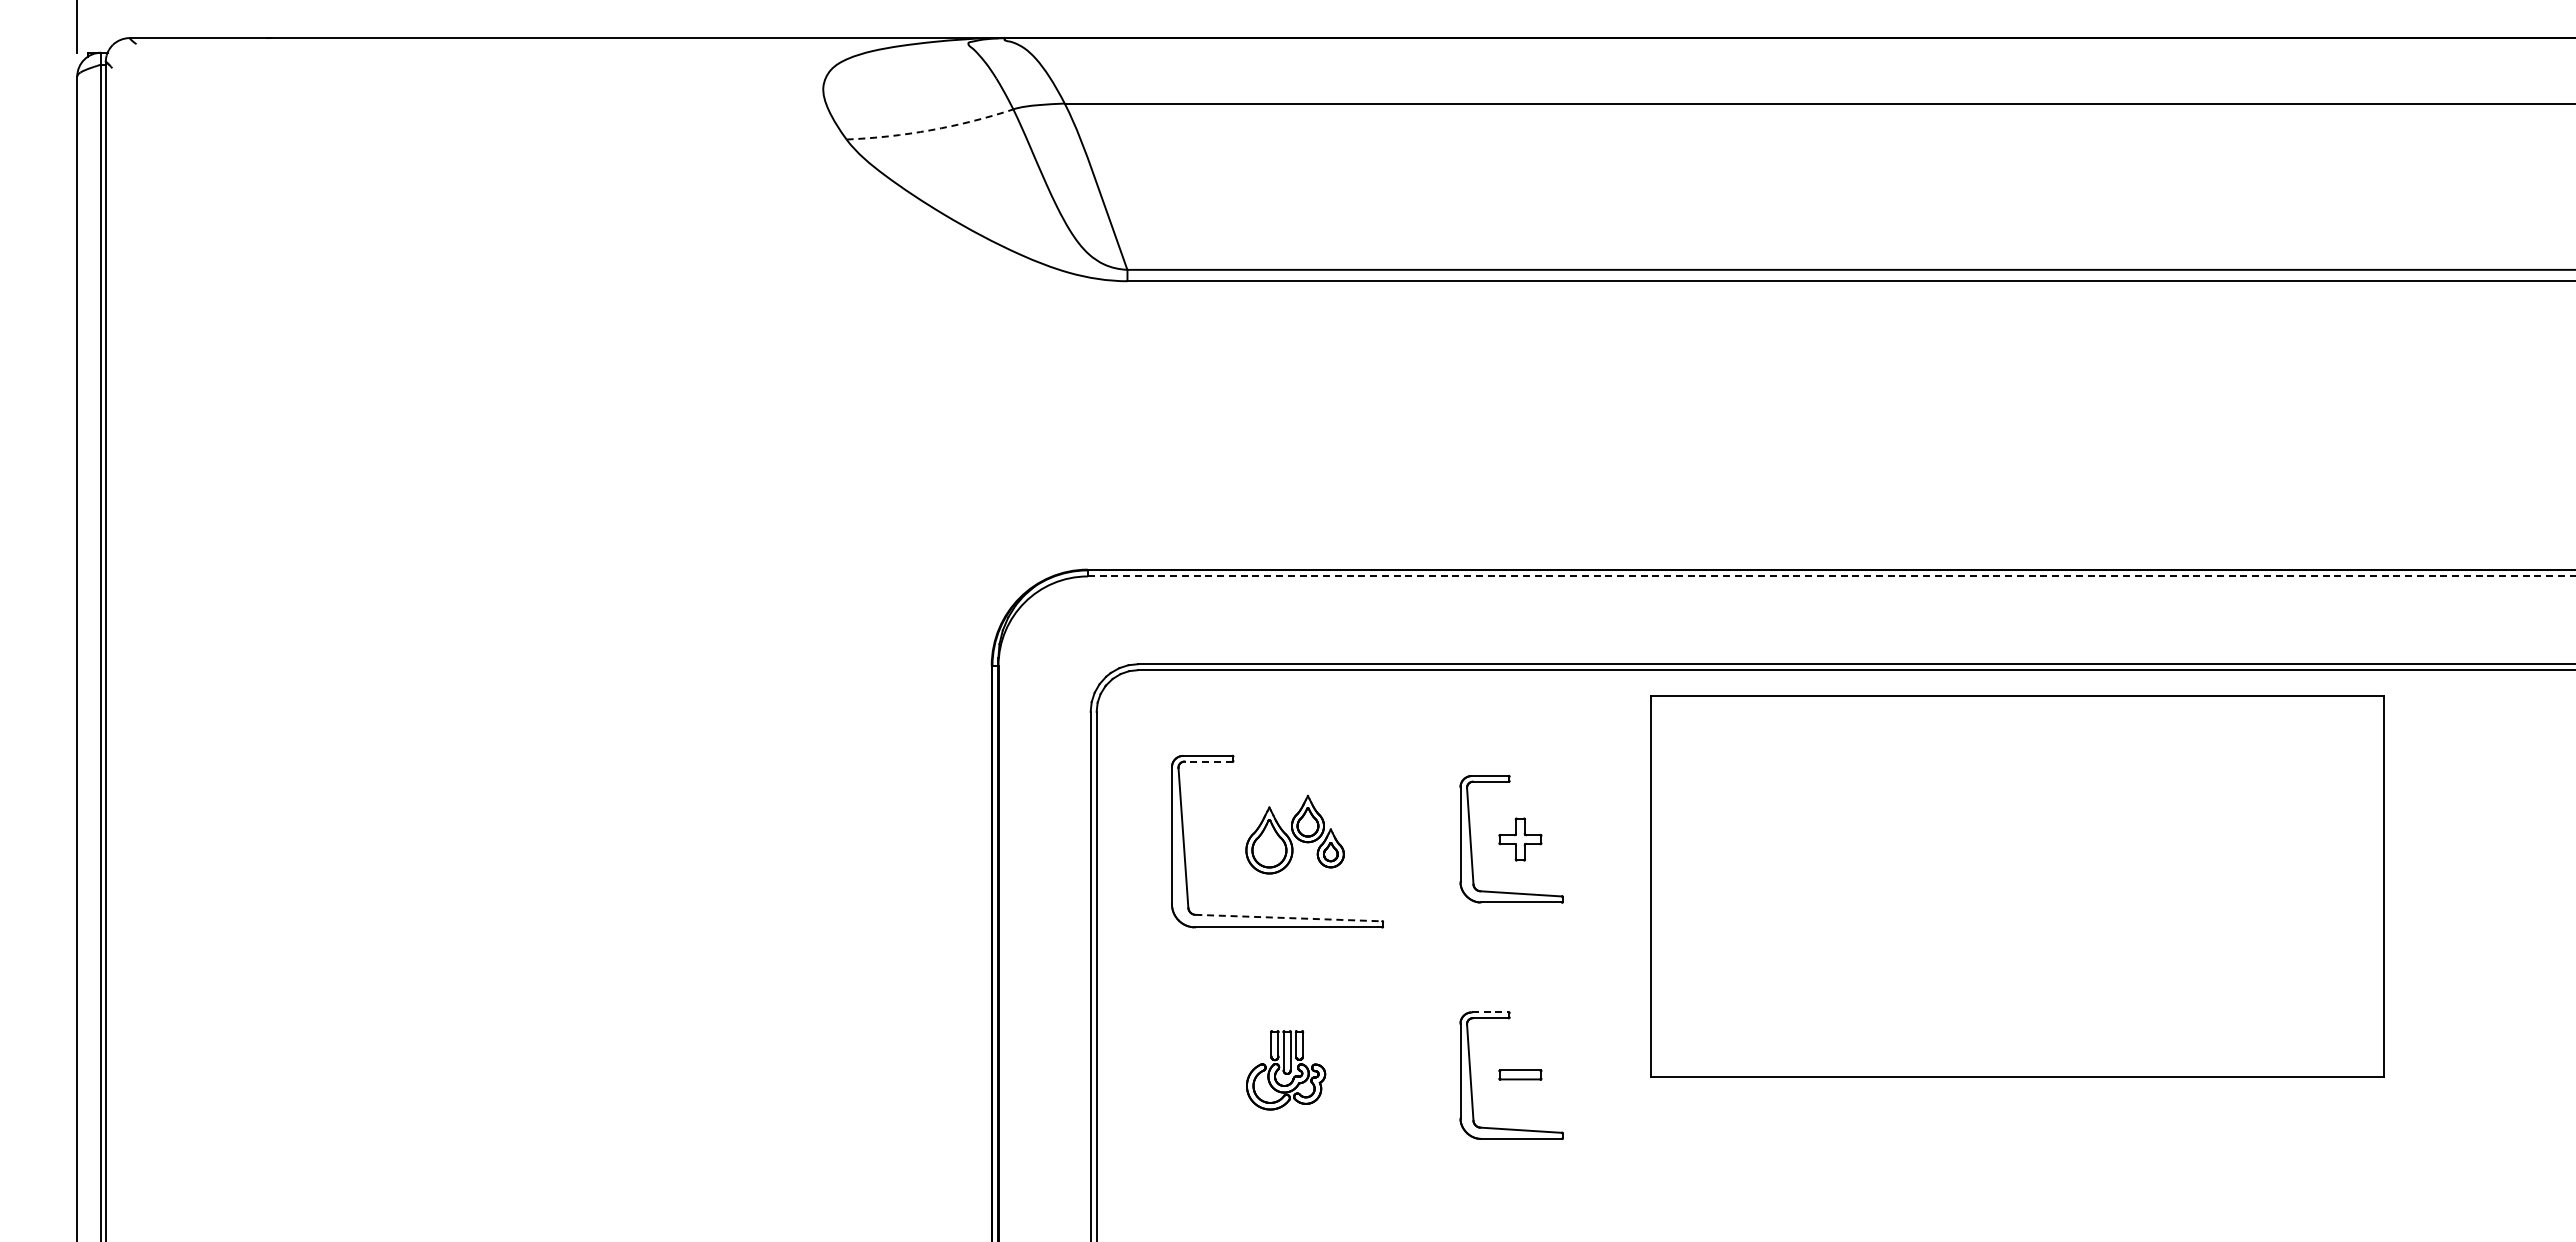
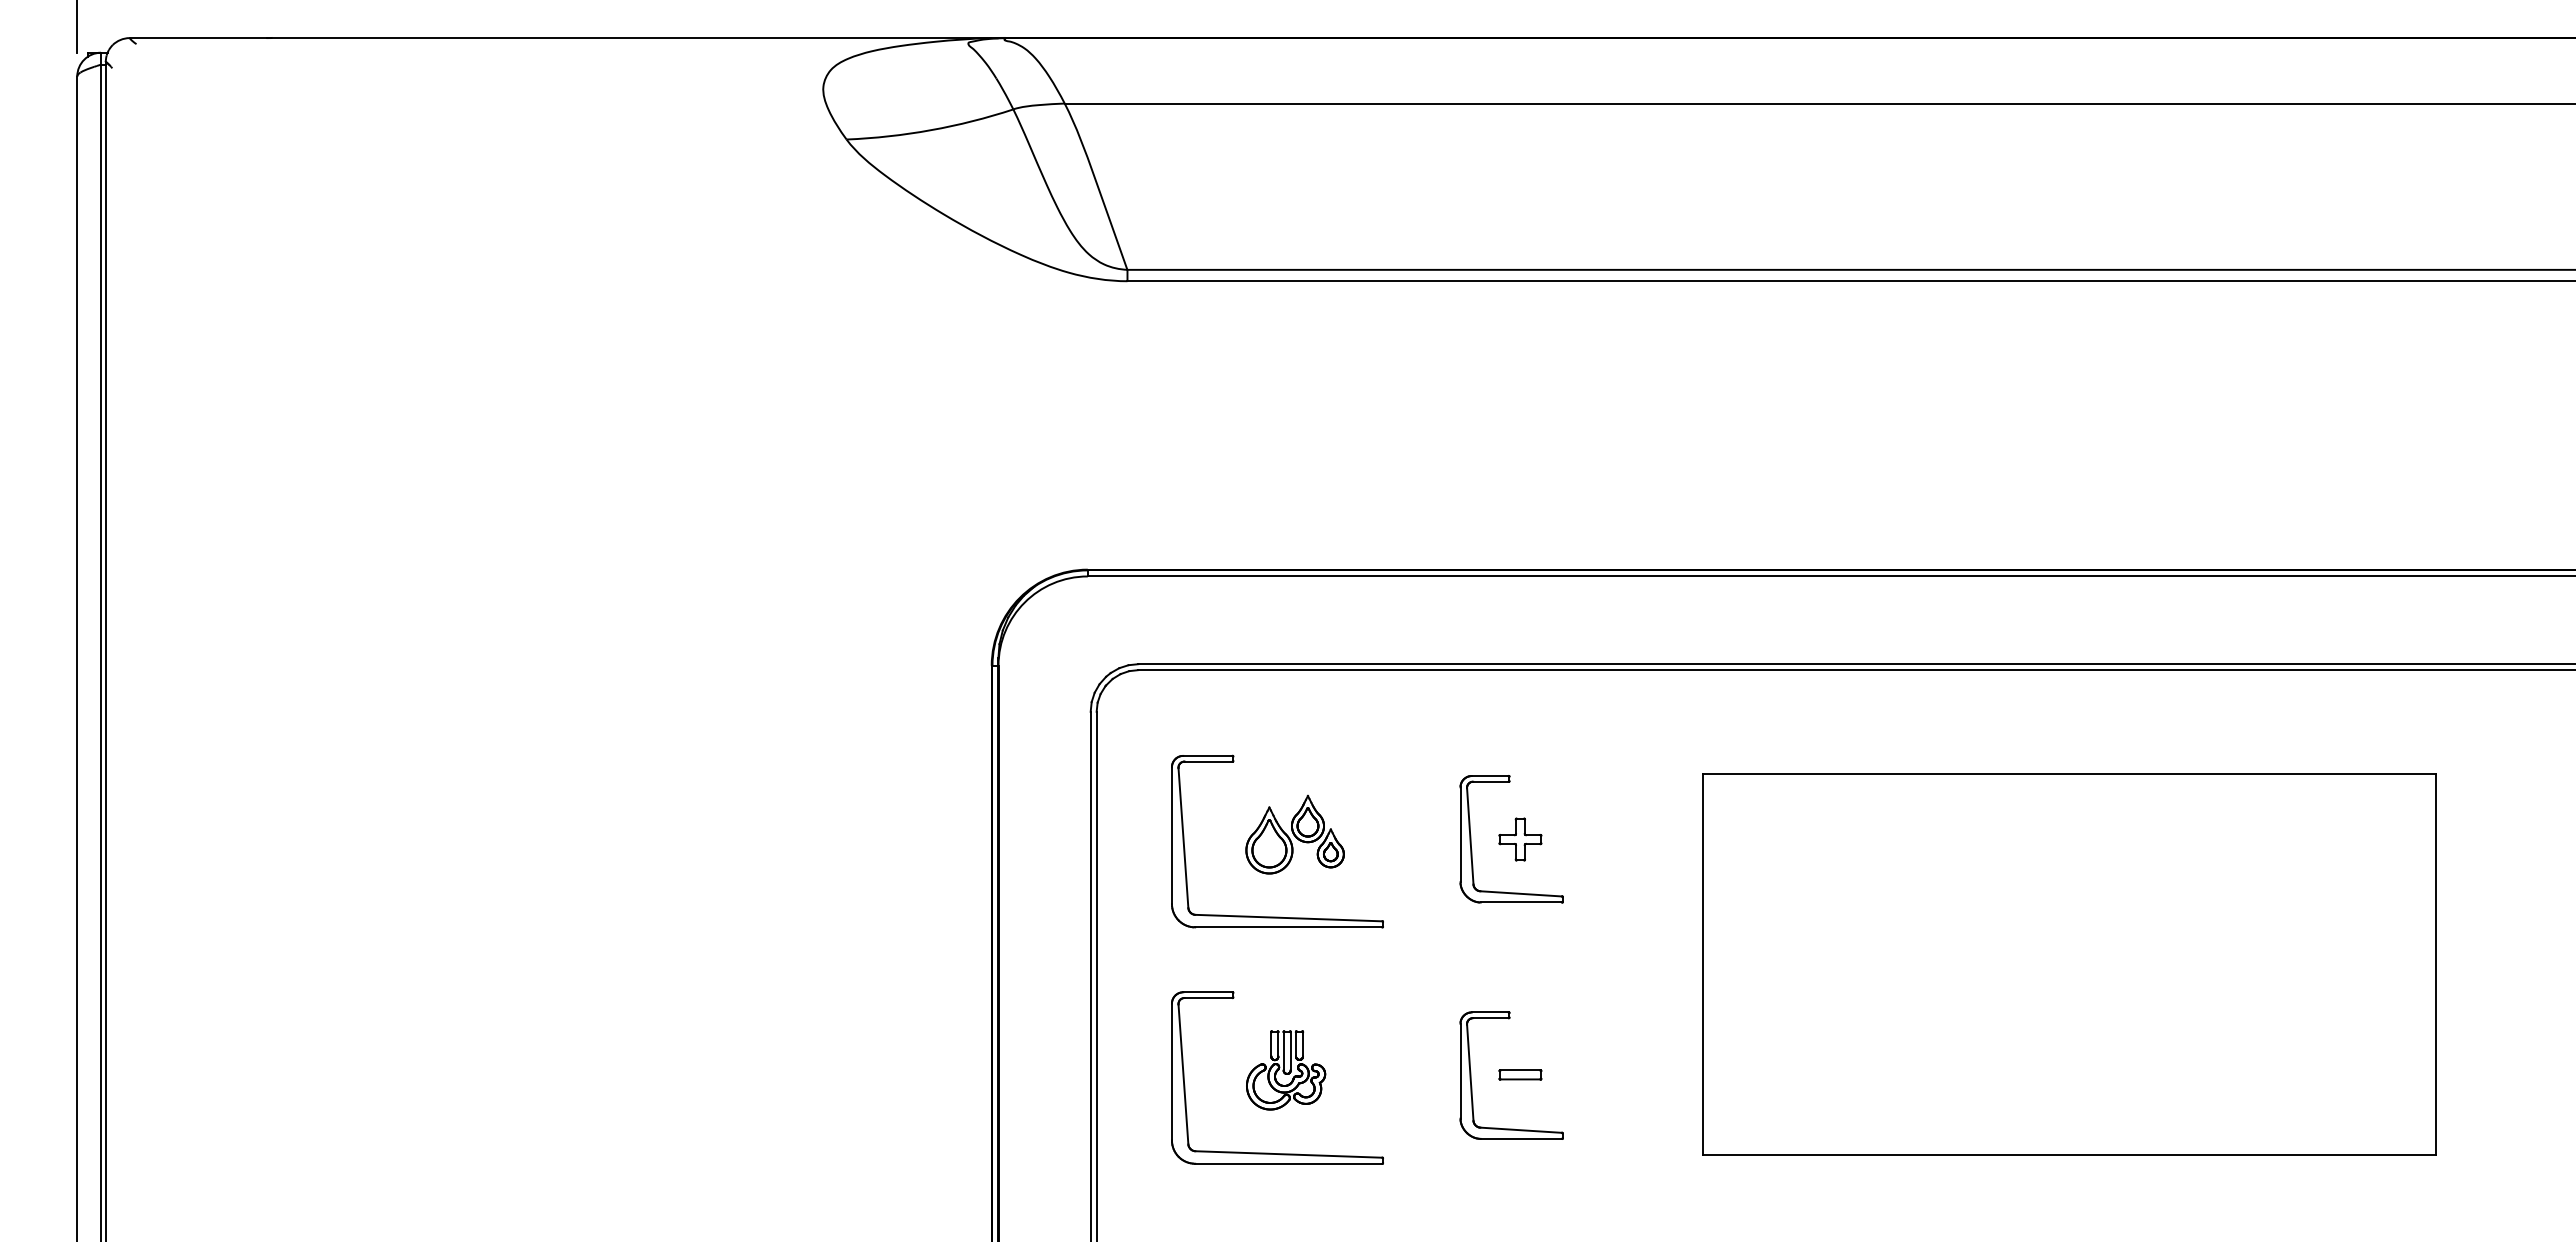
arc: dashed -> solid (931, 130)
line: dashed -> solid (1831, 576)
line: dashed -> solid (1208, 761)
part position: (2017, 886) -> (2069, 964) (2069, 964)
line: dashed -> solid (1288, 918)
line: dashed -> solid (1490, 1012)
part: none -> present (1270, 1152)
